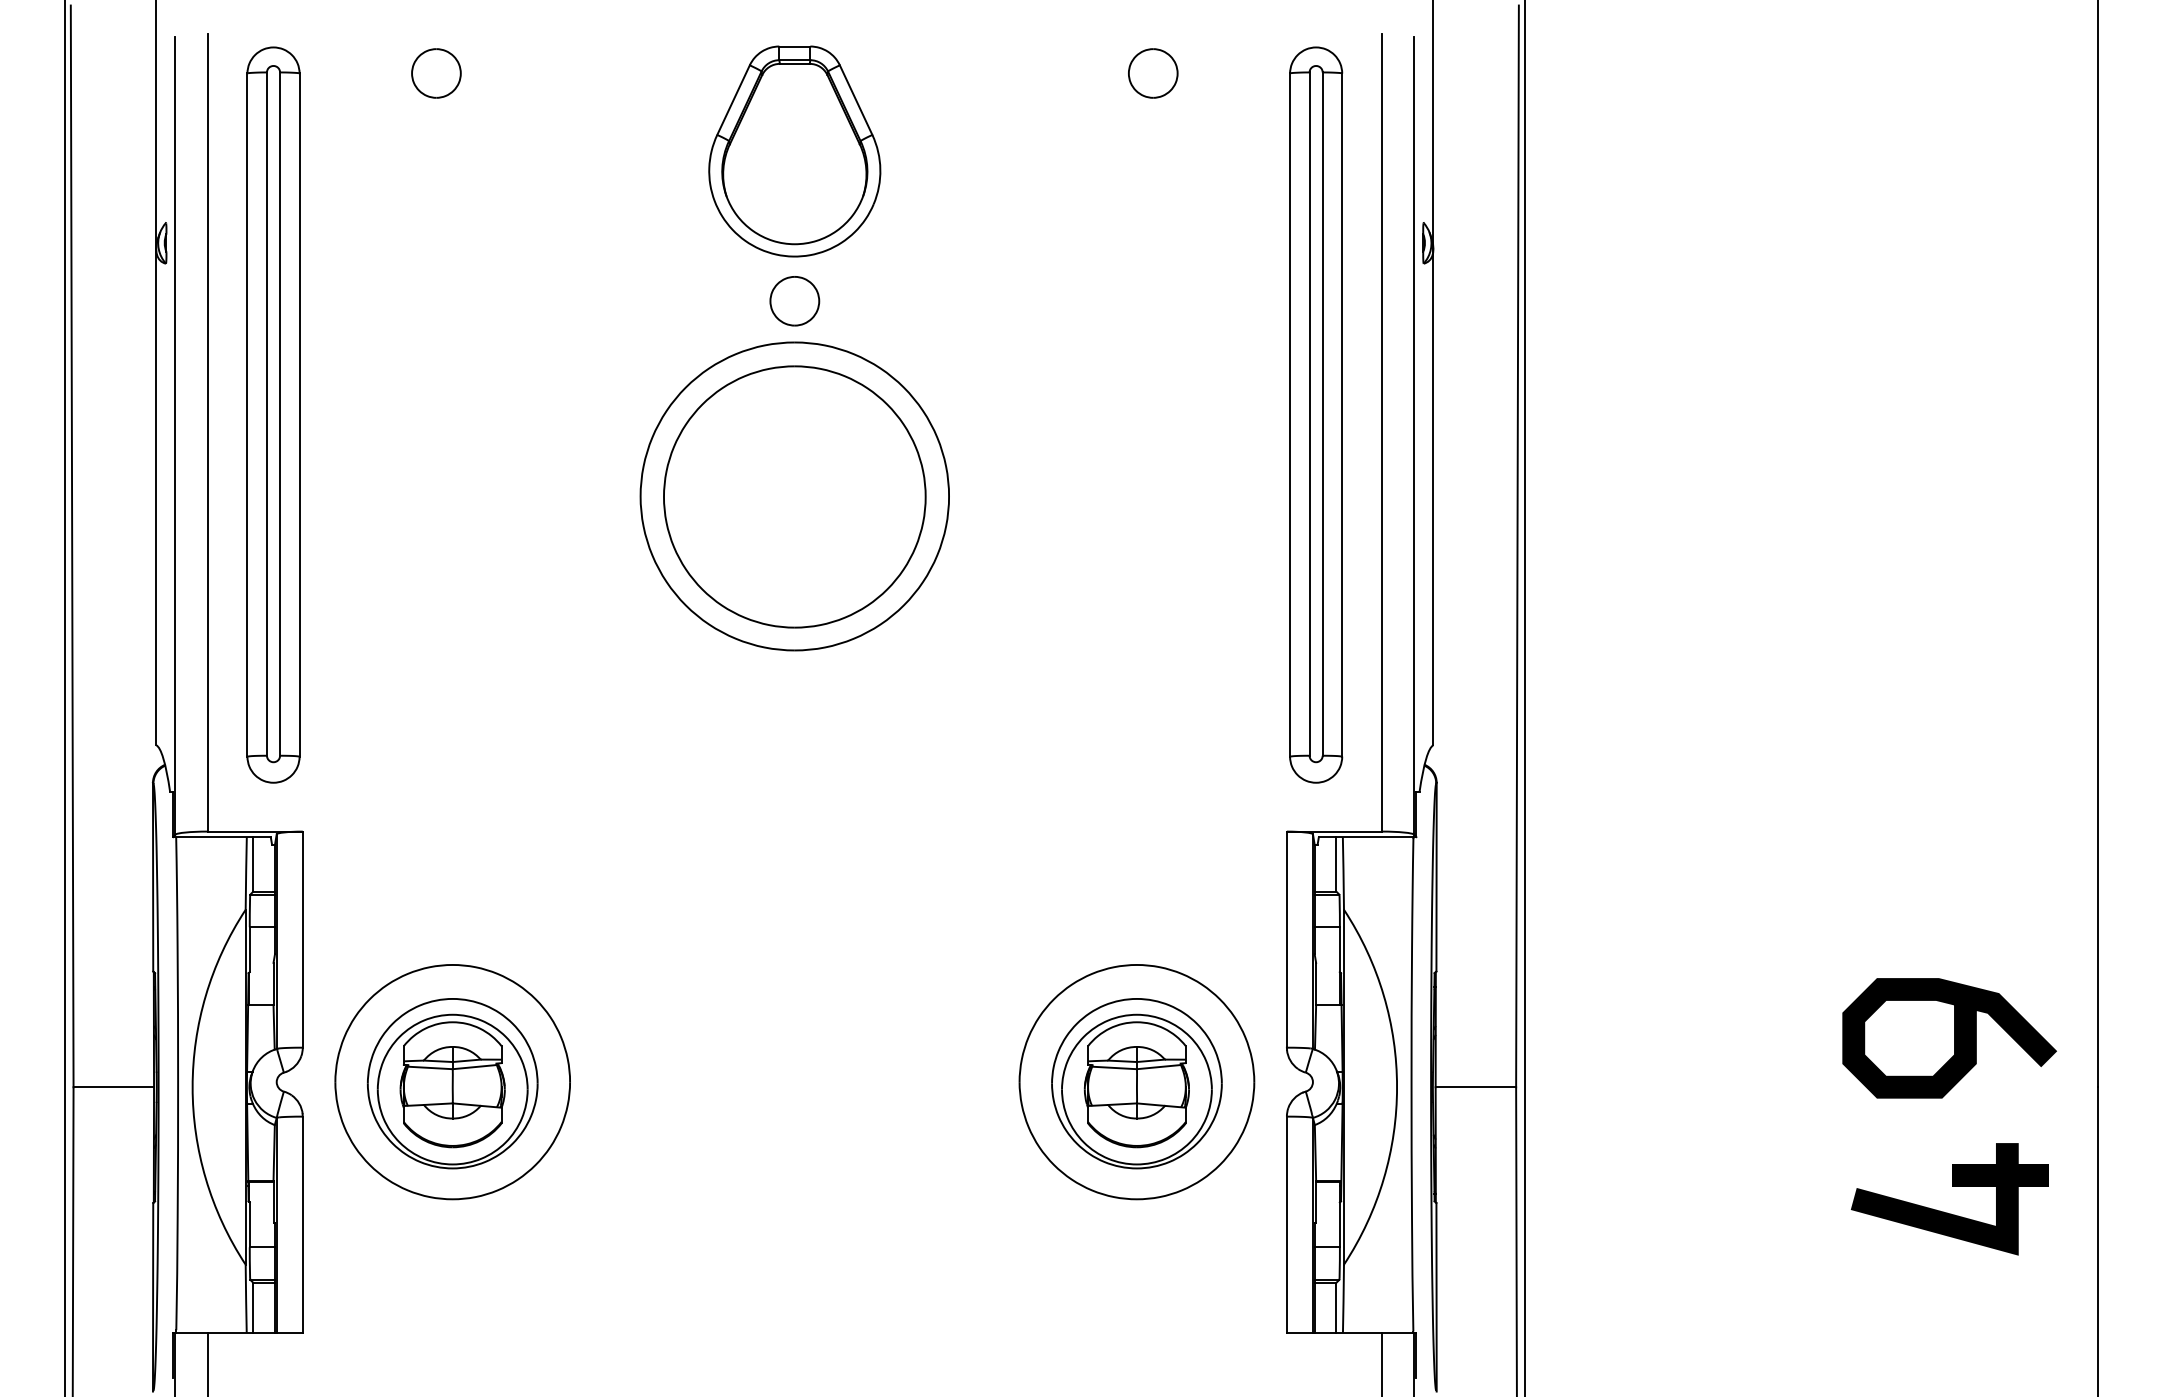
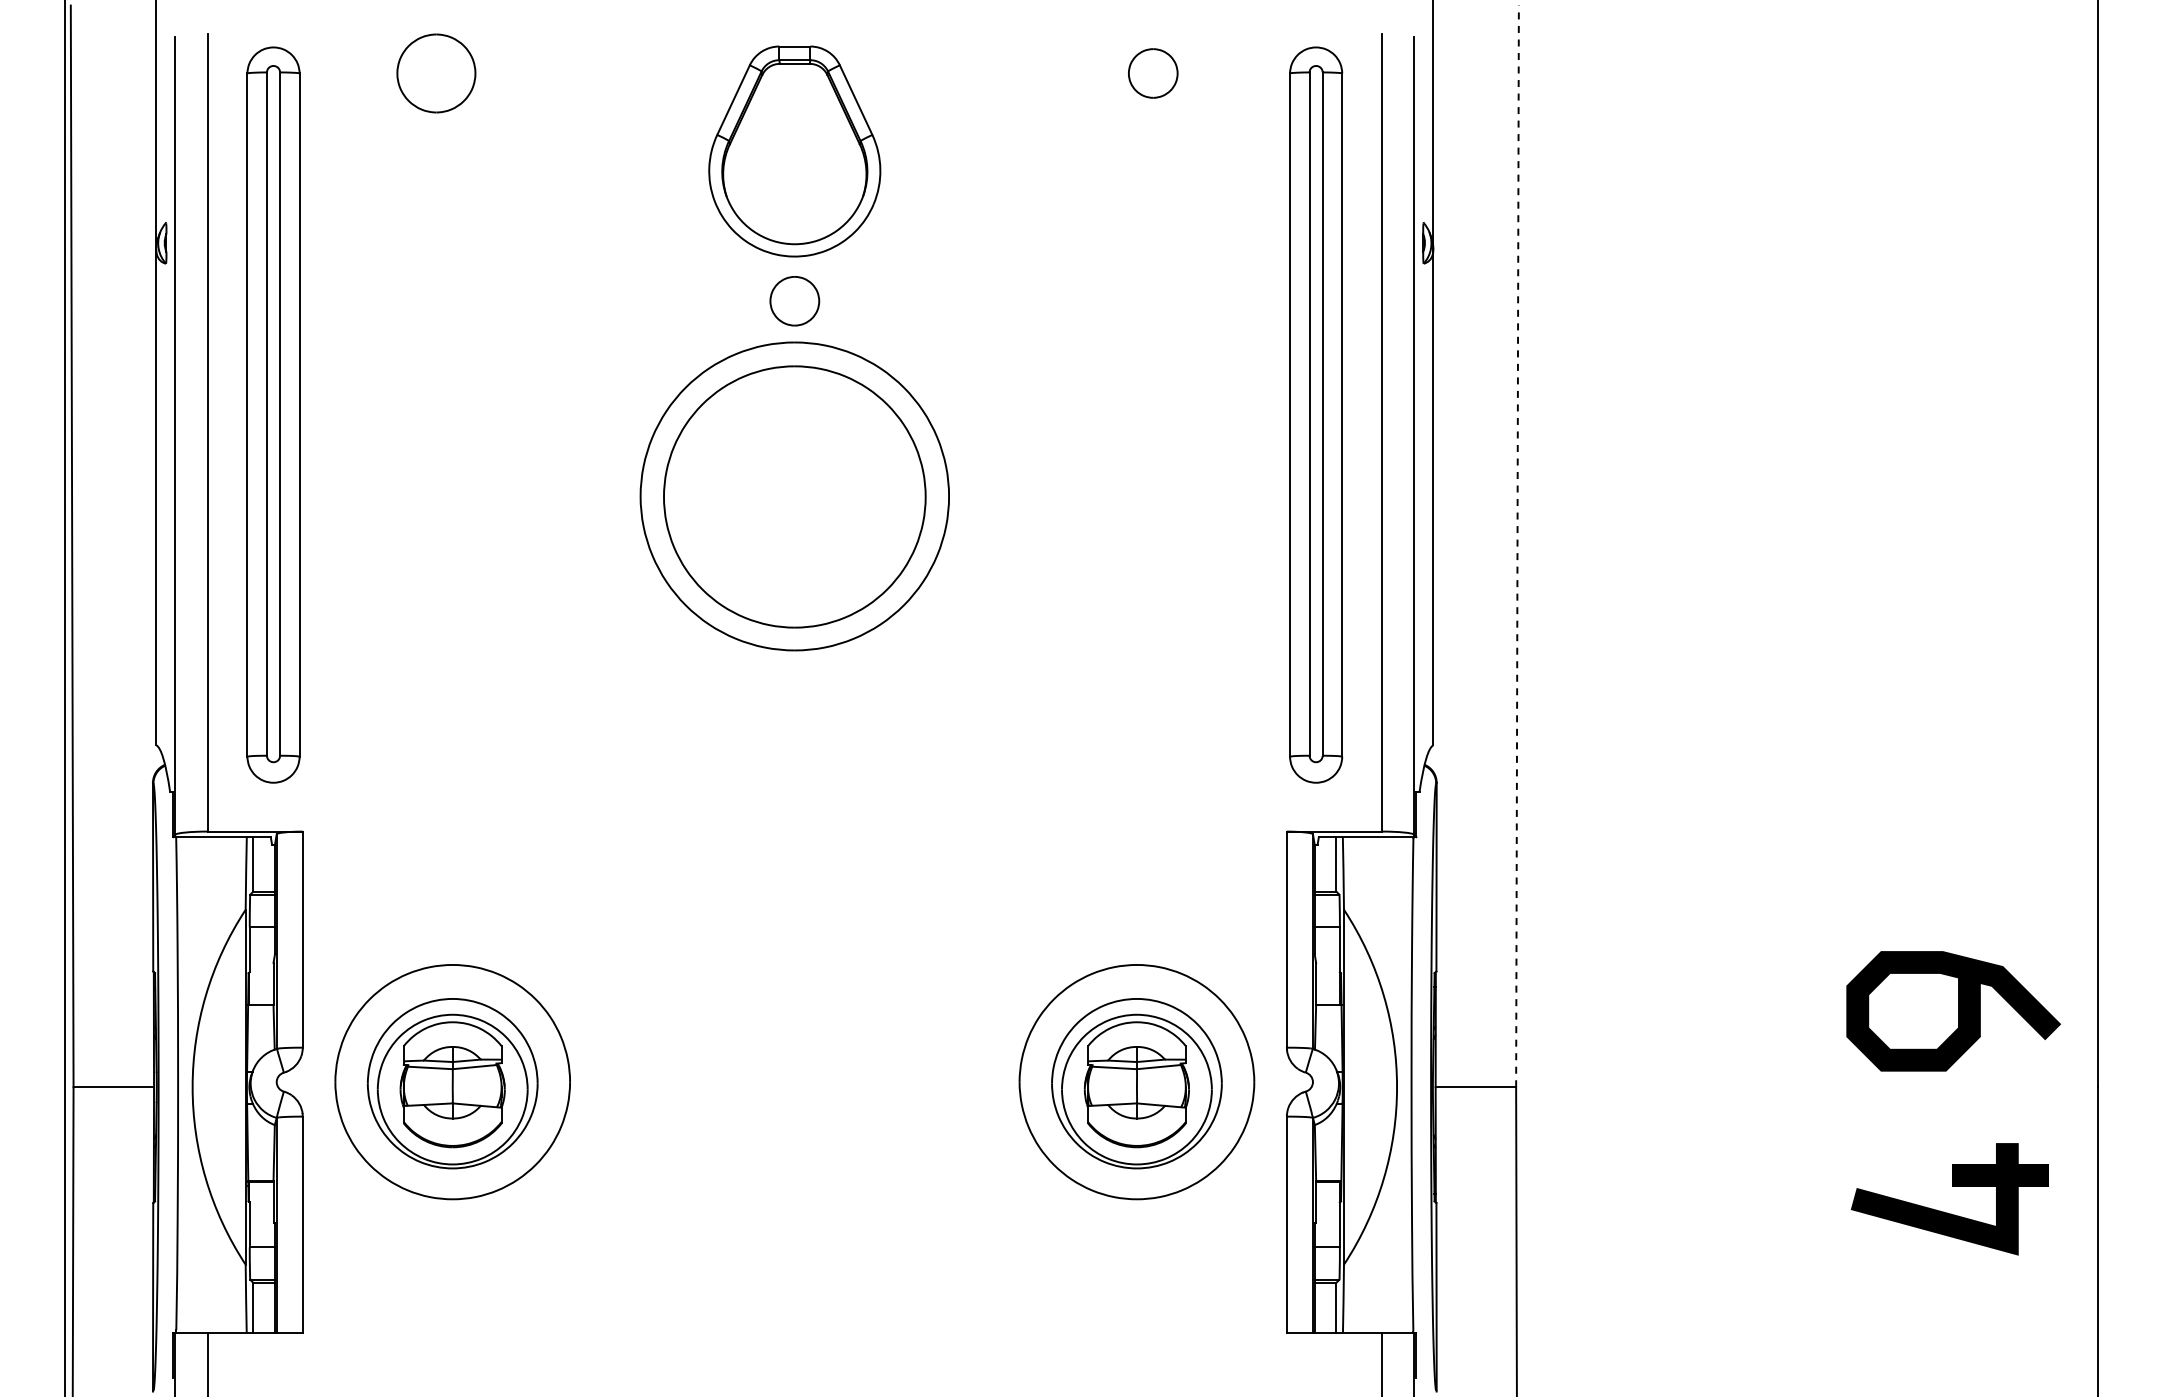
part size: 51x51 px -> 81x81 px (436, 73)
line: solid -> dashed (1517, 546)
line: present -> none (1524, 697)
curve position: (1954, 1038) -> (1958, 1011) (1958, 1011)
